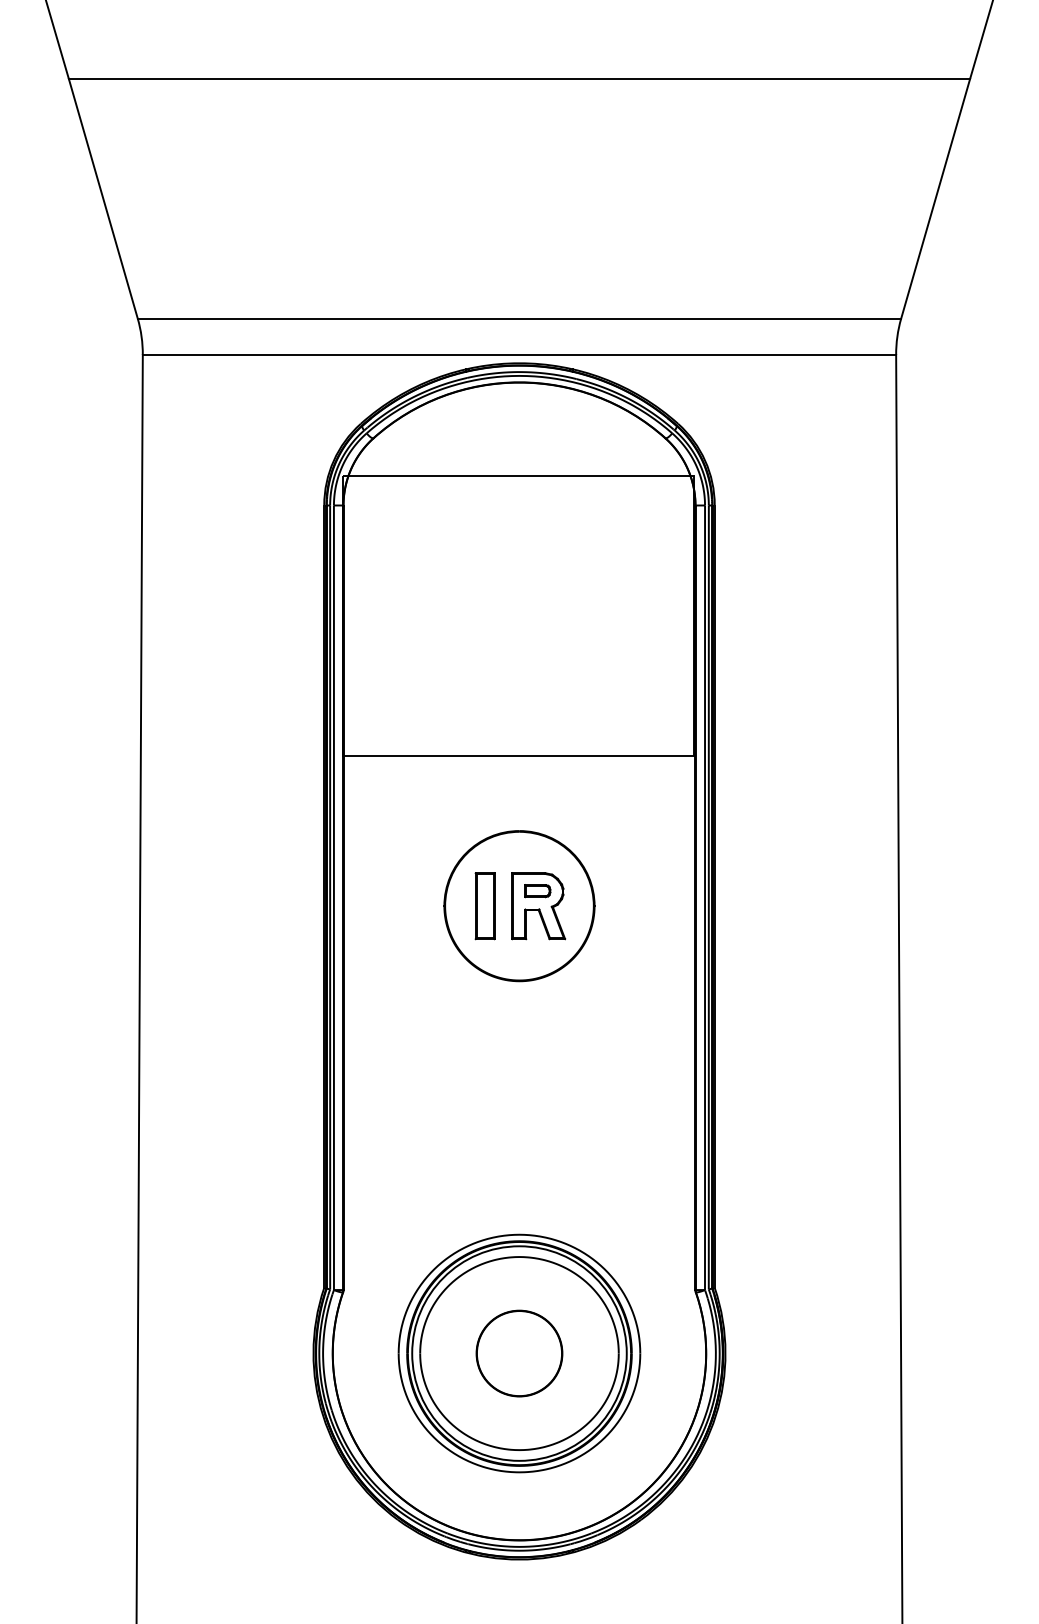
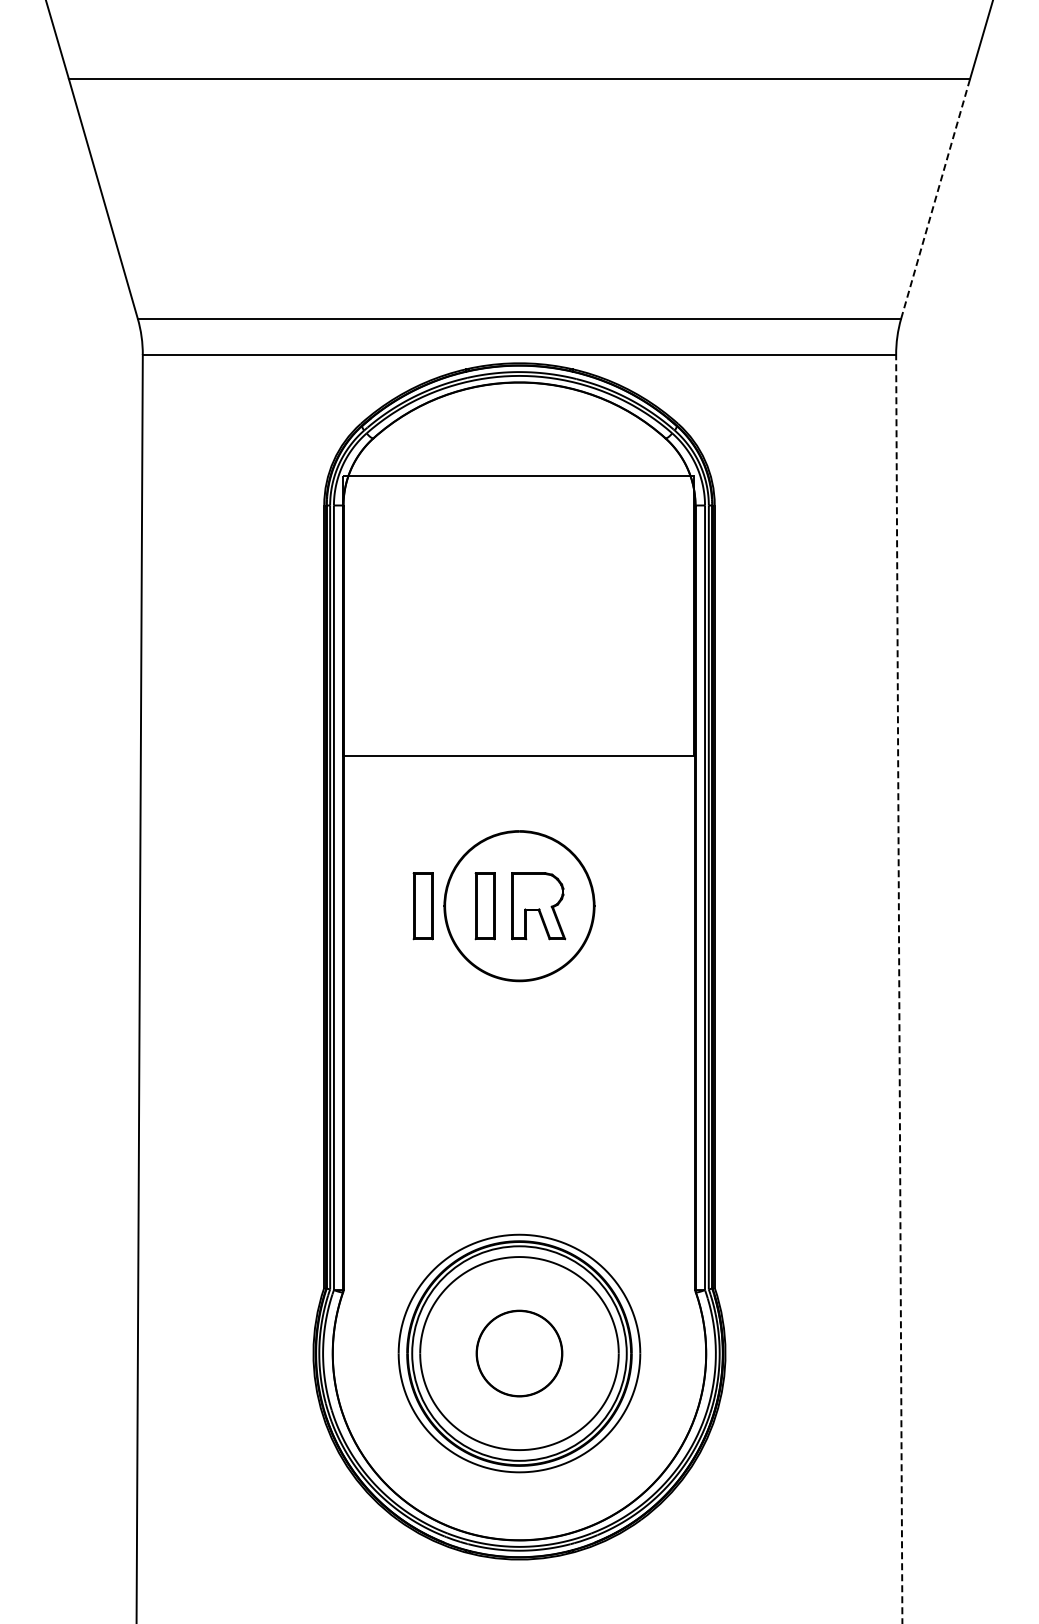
line: solid -> dashed (935, 198)
part: present -> none (537, 891)
part: none -> present (422, 906)
line: solid -> dashed (899, 988)
